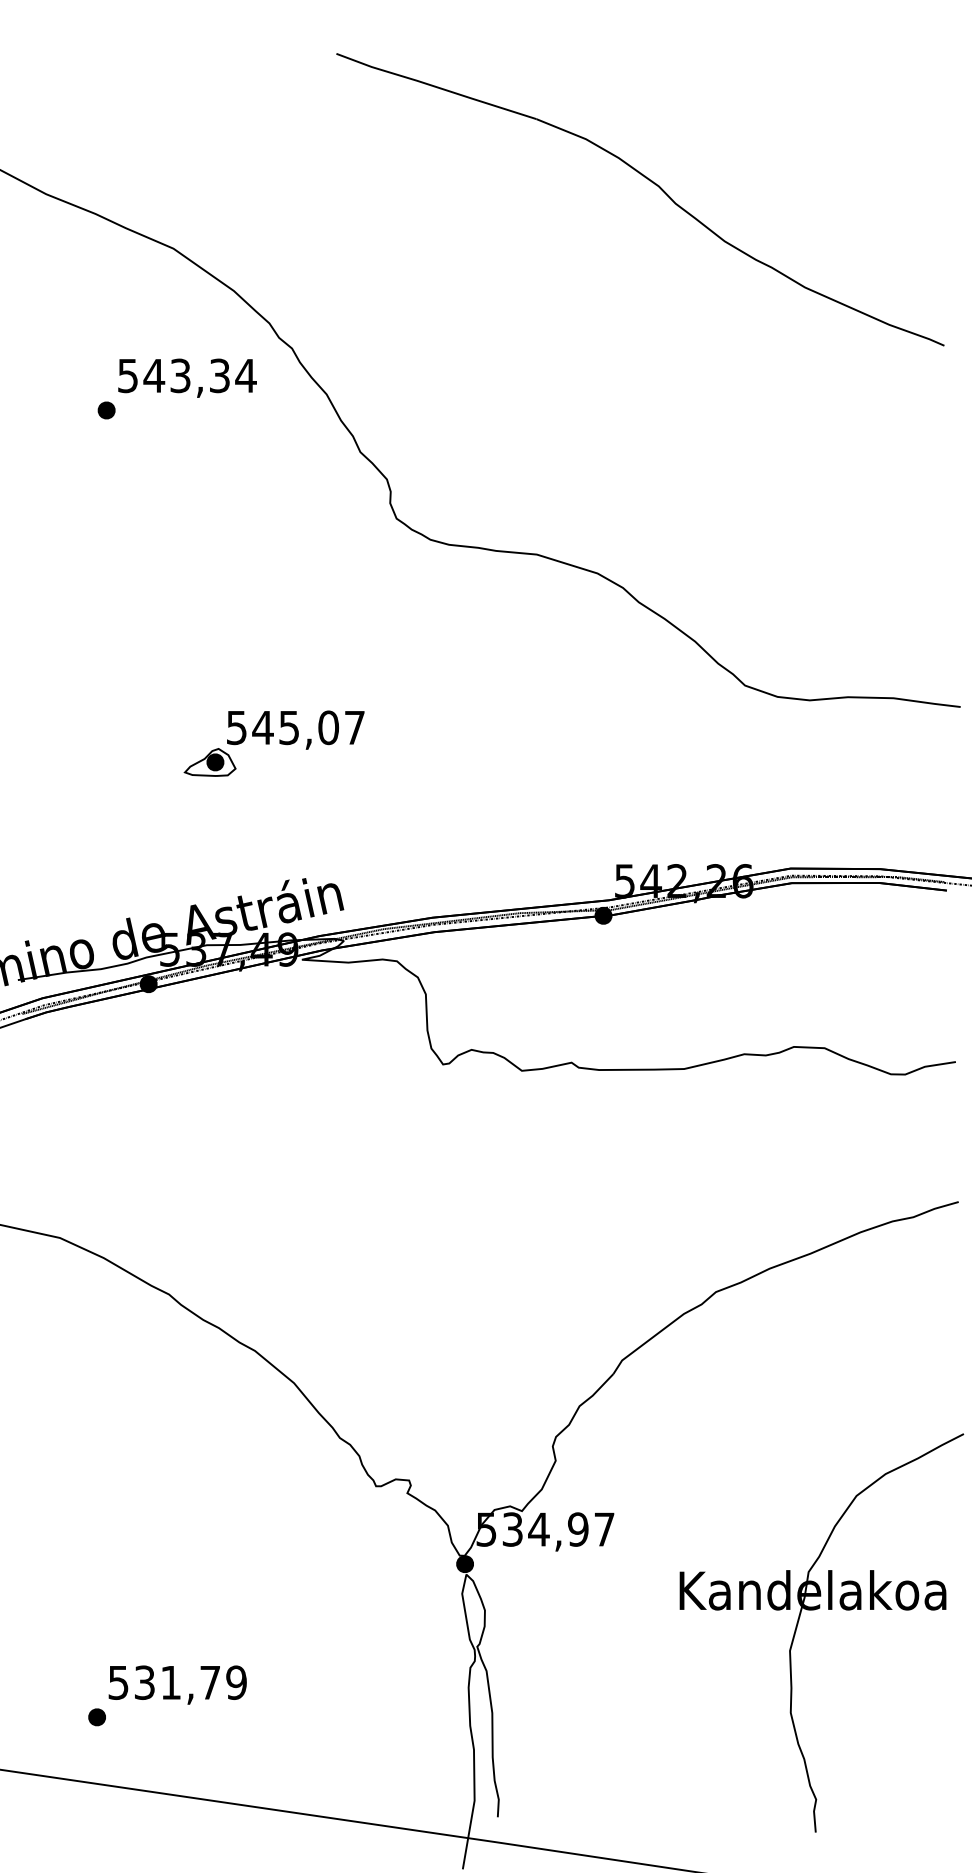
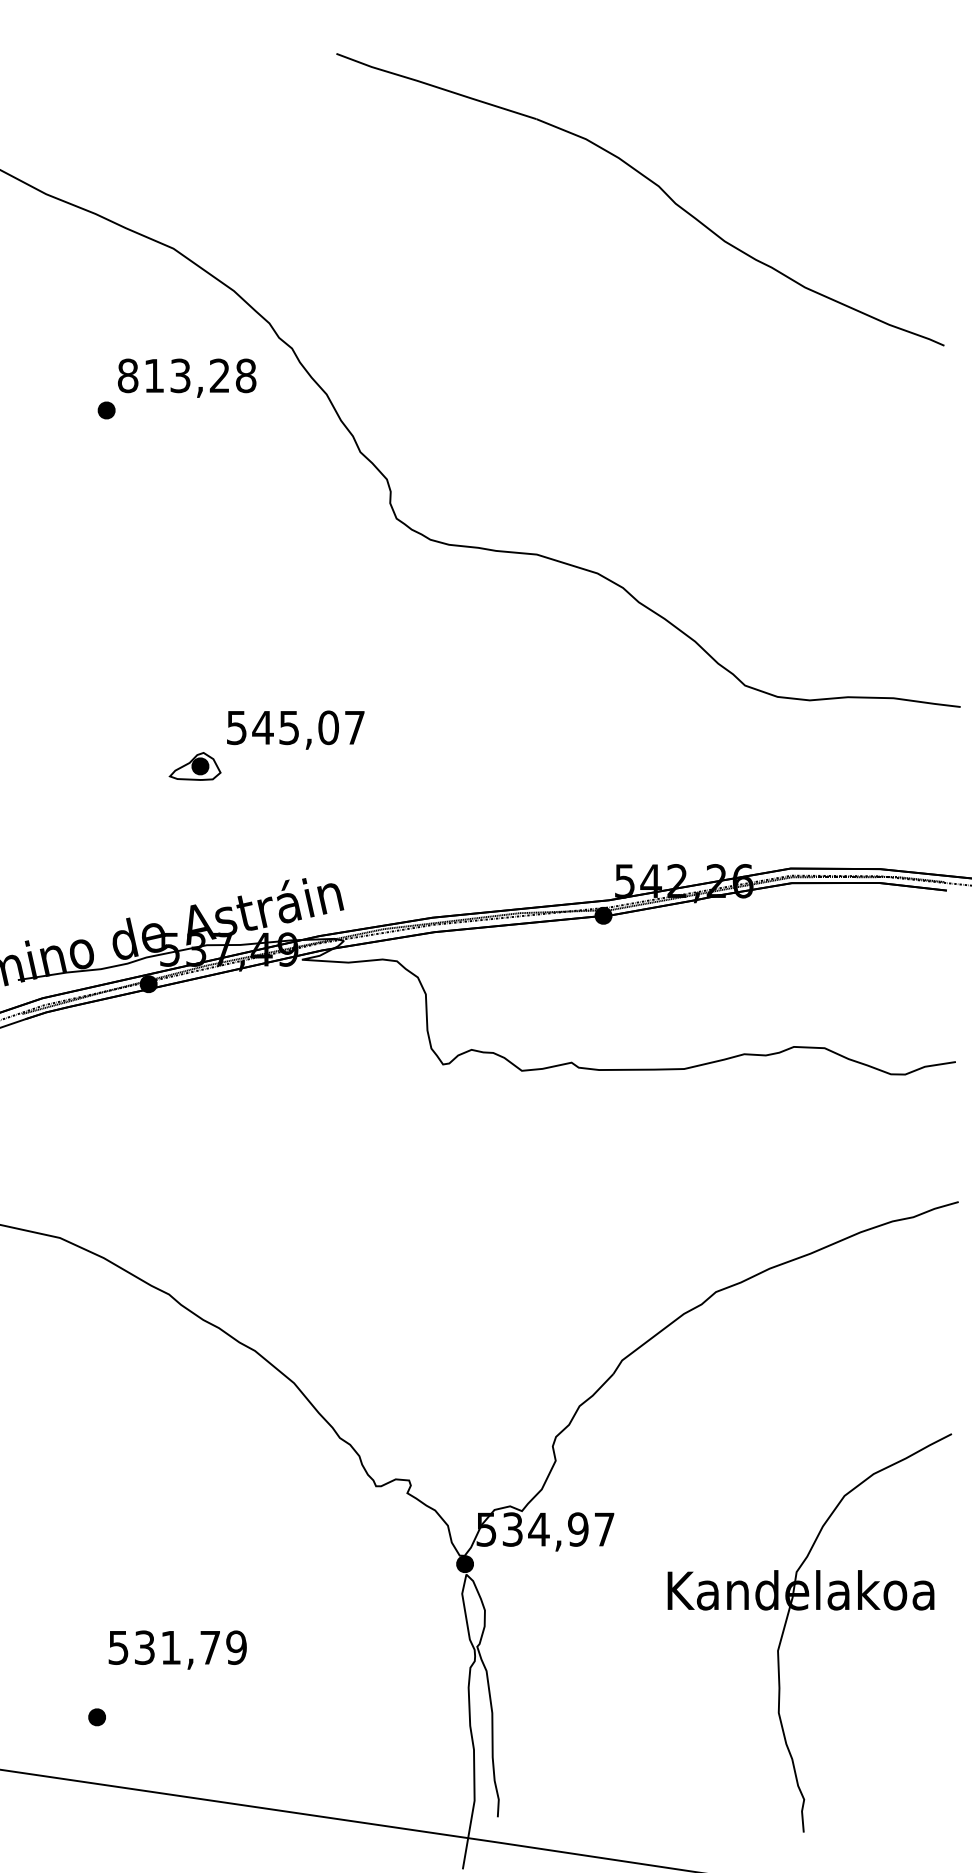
text: 543,34 -> 813,28 (186, 375)
part position: (209, 762) -> (194, 766) (194, 766)
part position: (814, 1610) -> (802, 1610) (802, 1610)
text position: (177, 1684) -> (177, 1649) (177, 1649)
